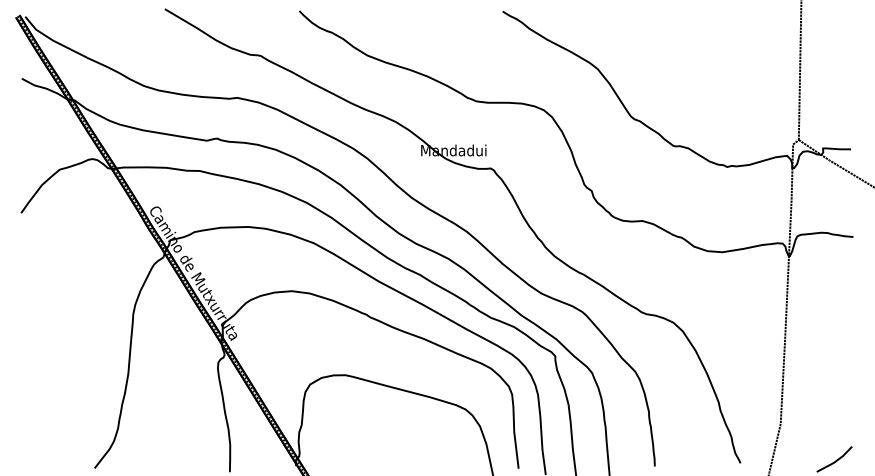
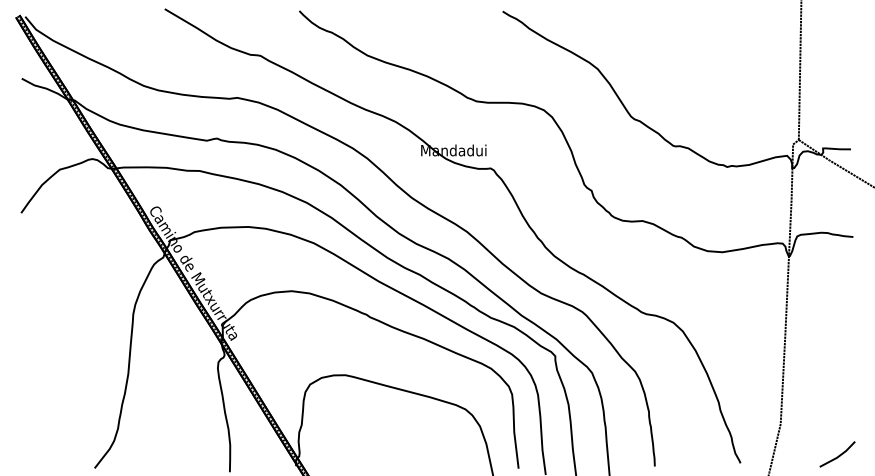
line position: (835, 460) -> (838, 455) (838, 455)
